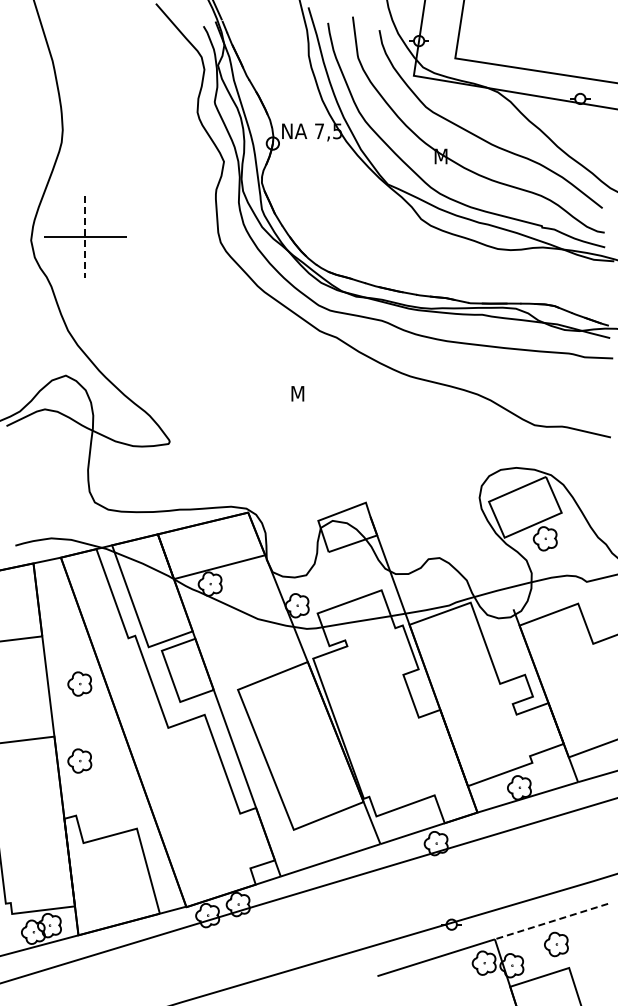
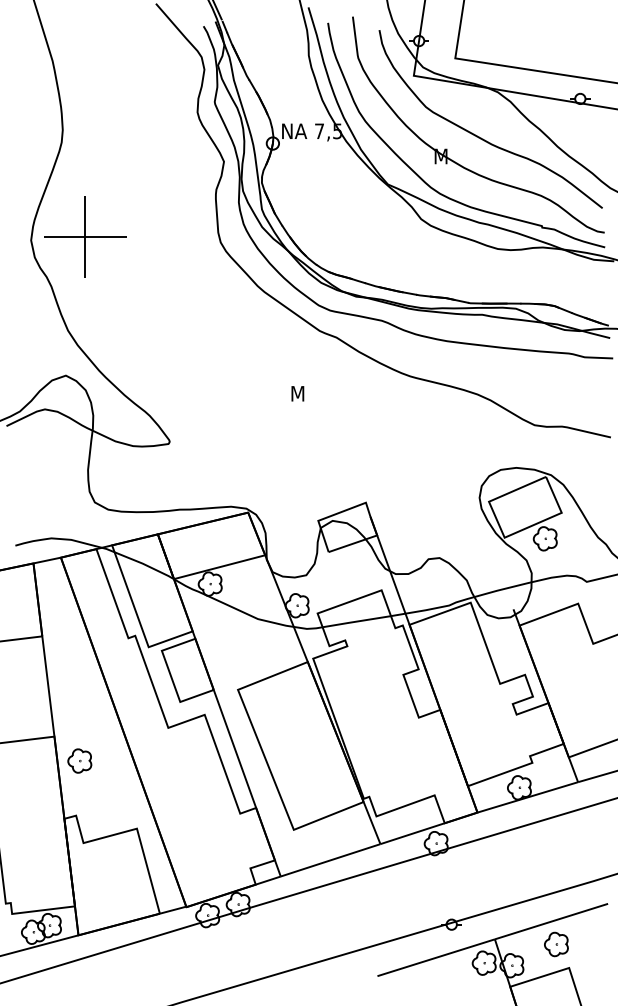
line: dashed -> solid (85, 237)
part: present -> none (79, 683)
line: dashed -> solid (551, 921)
